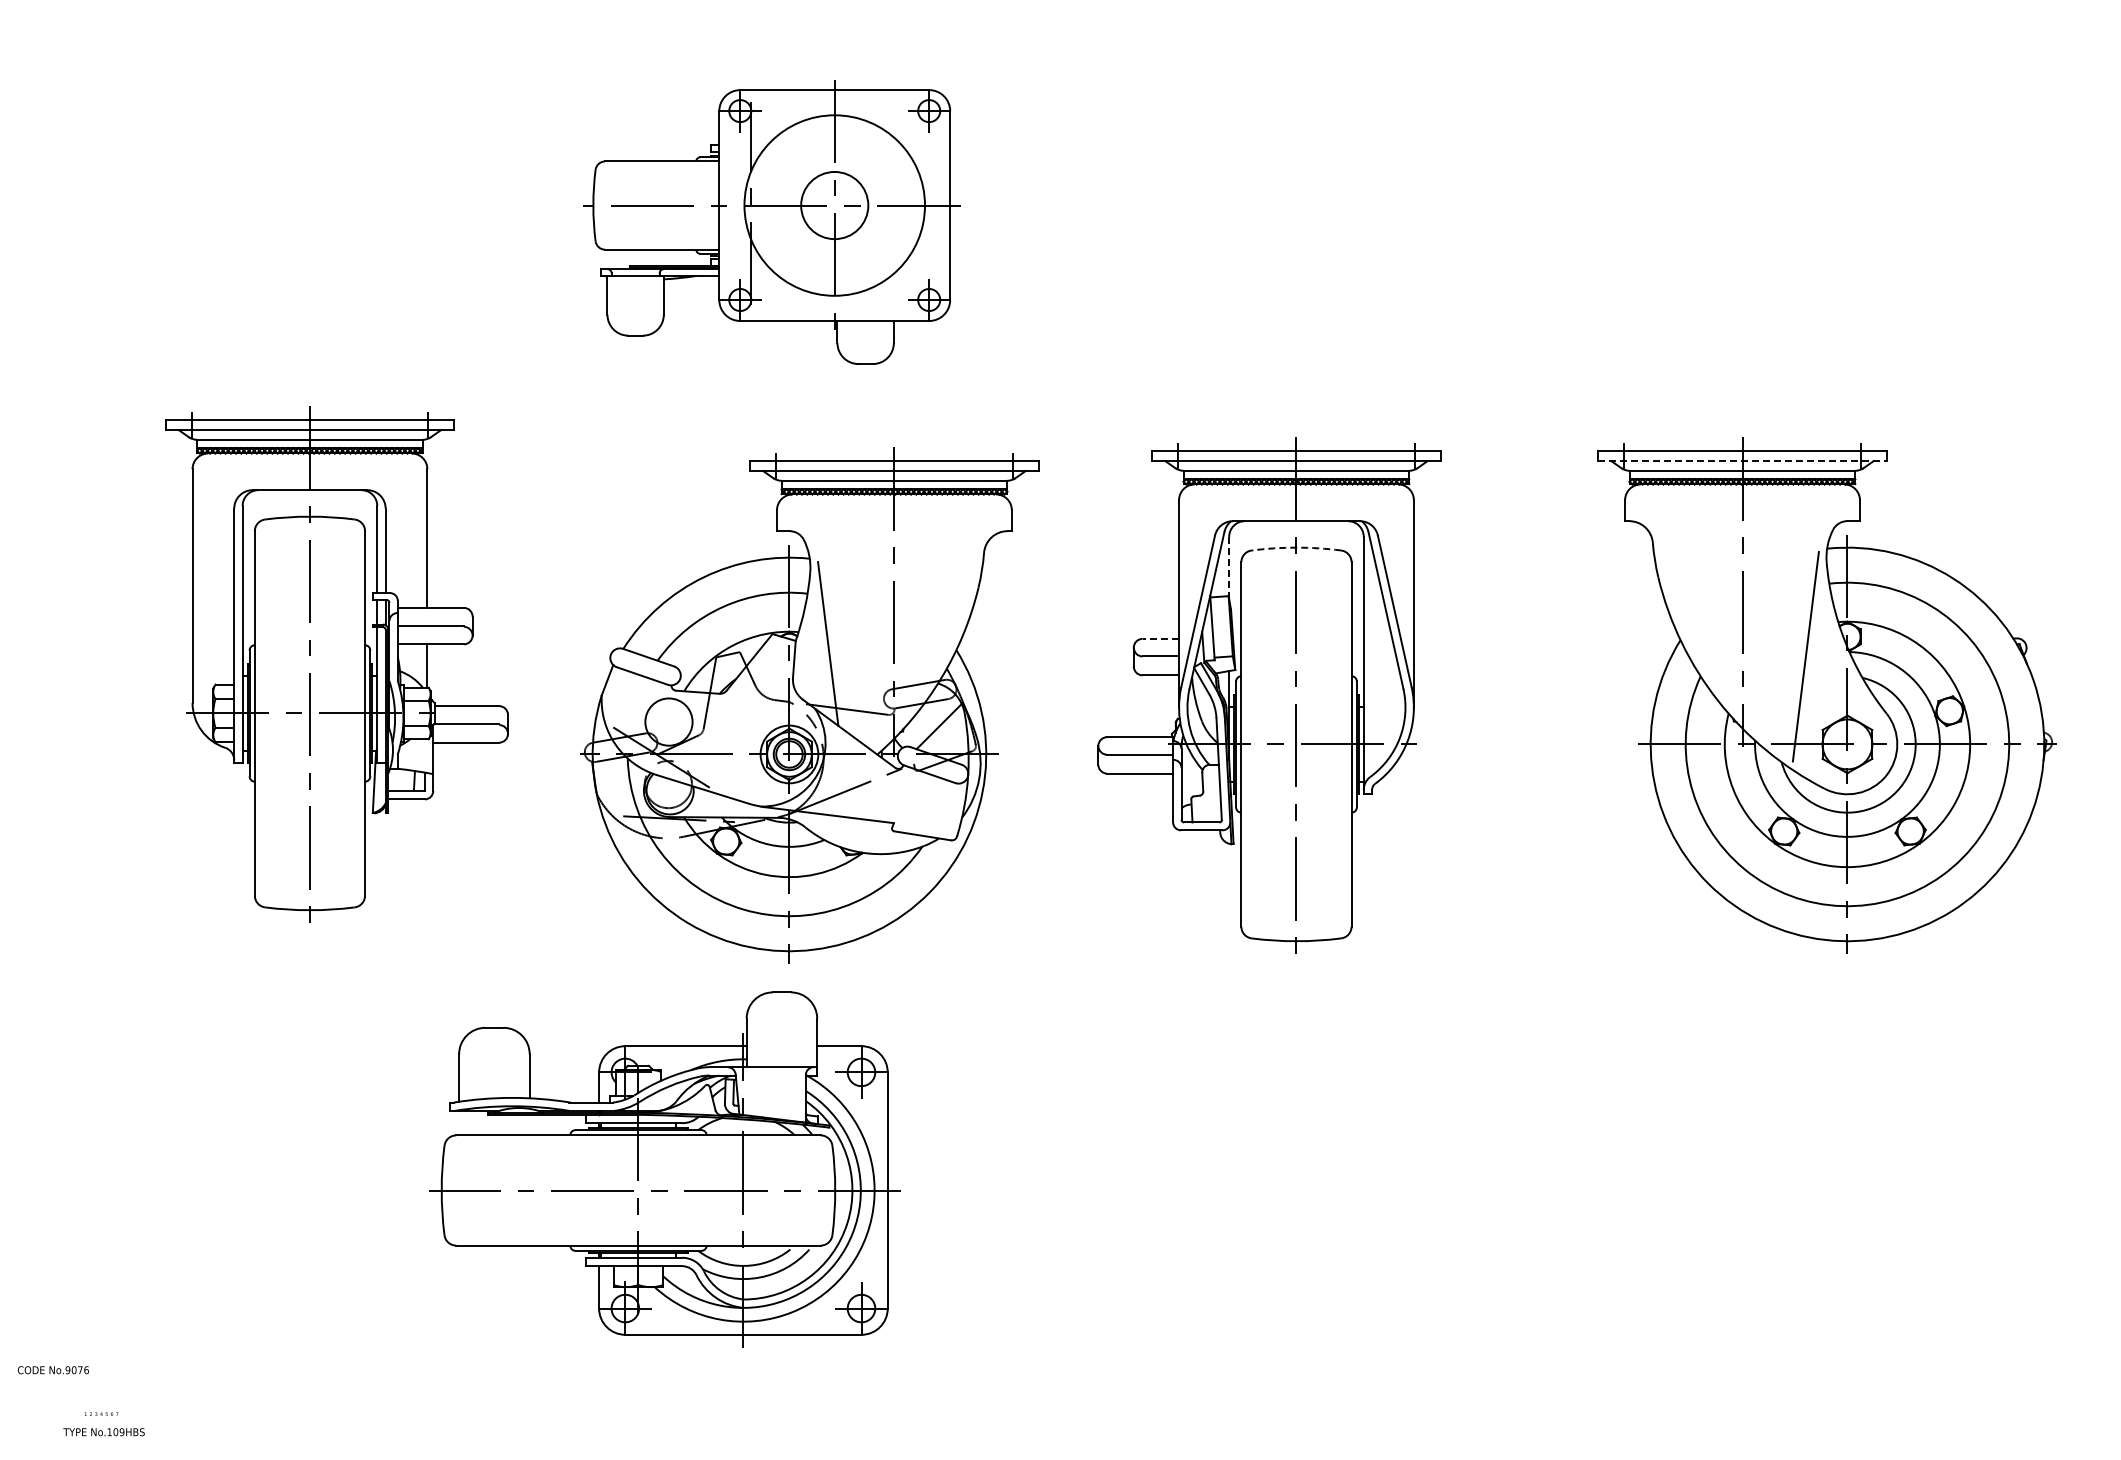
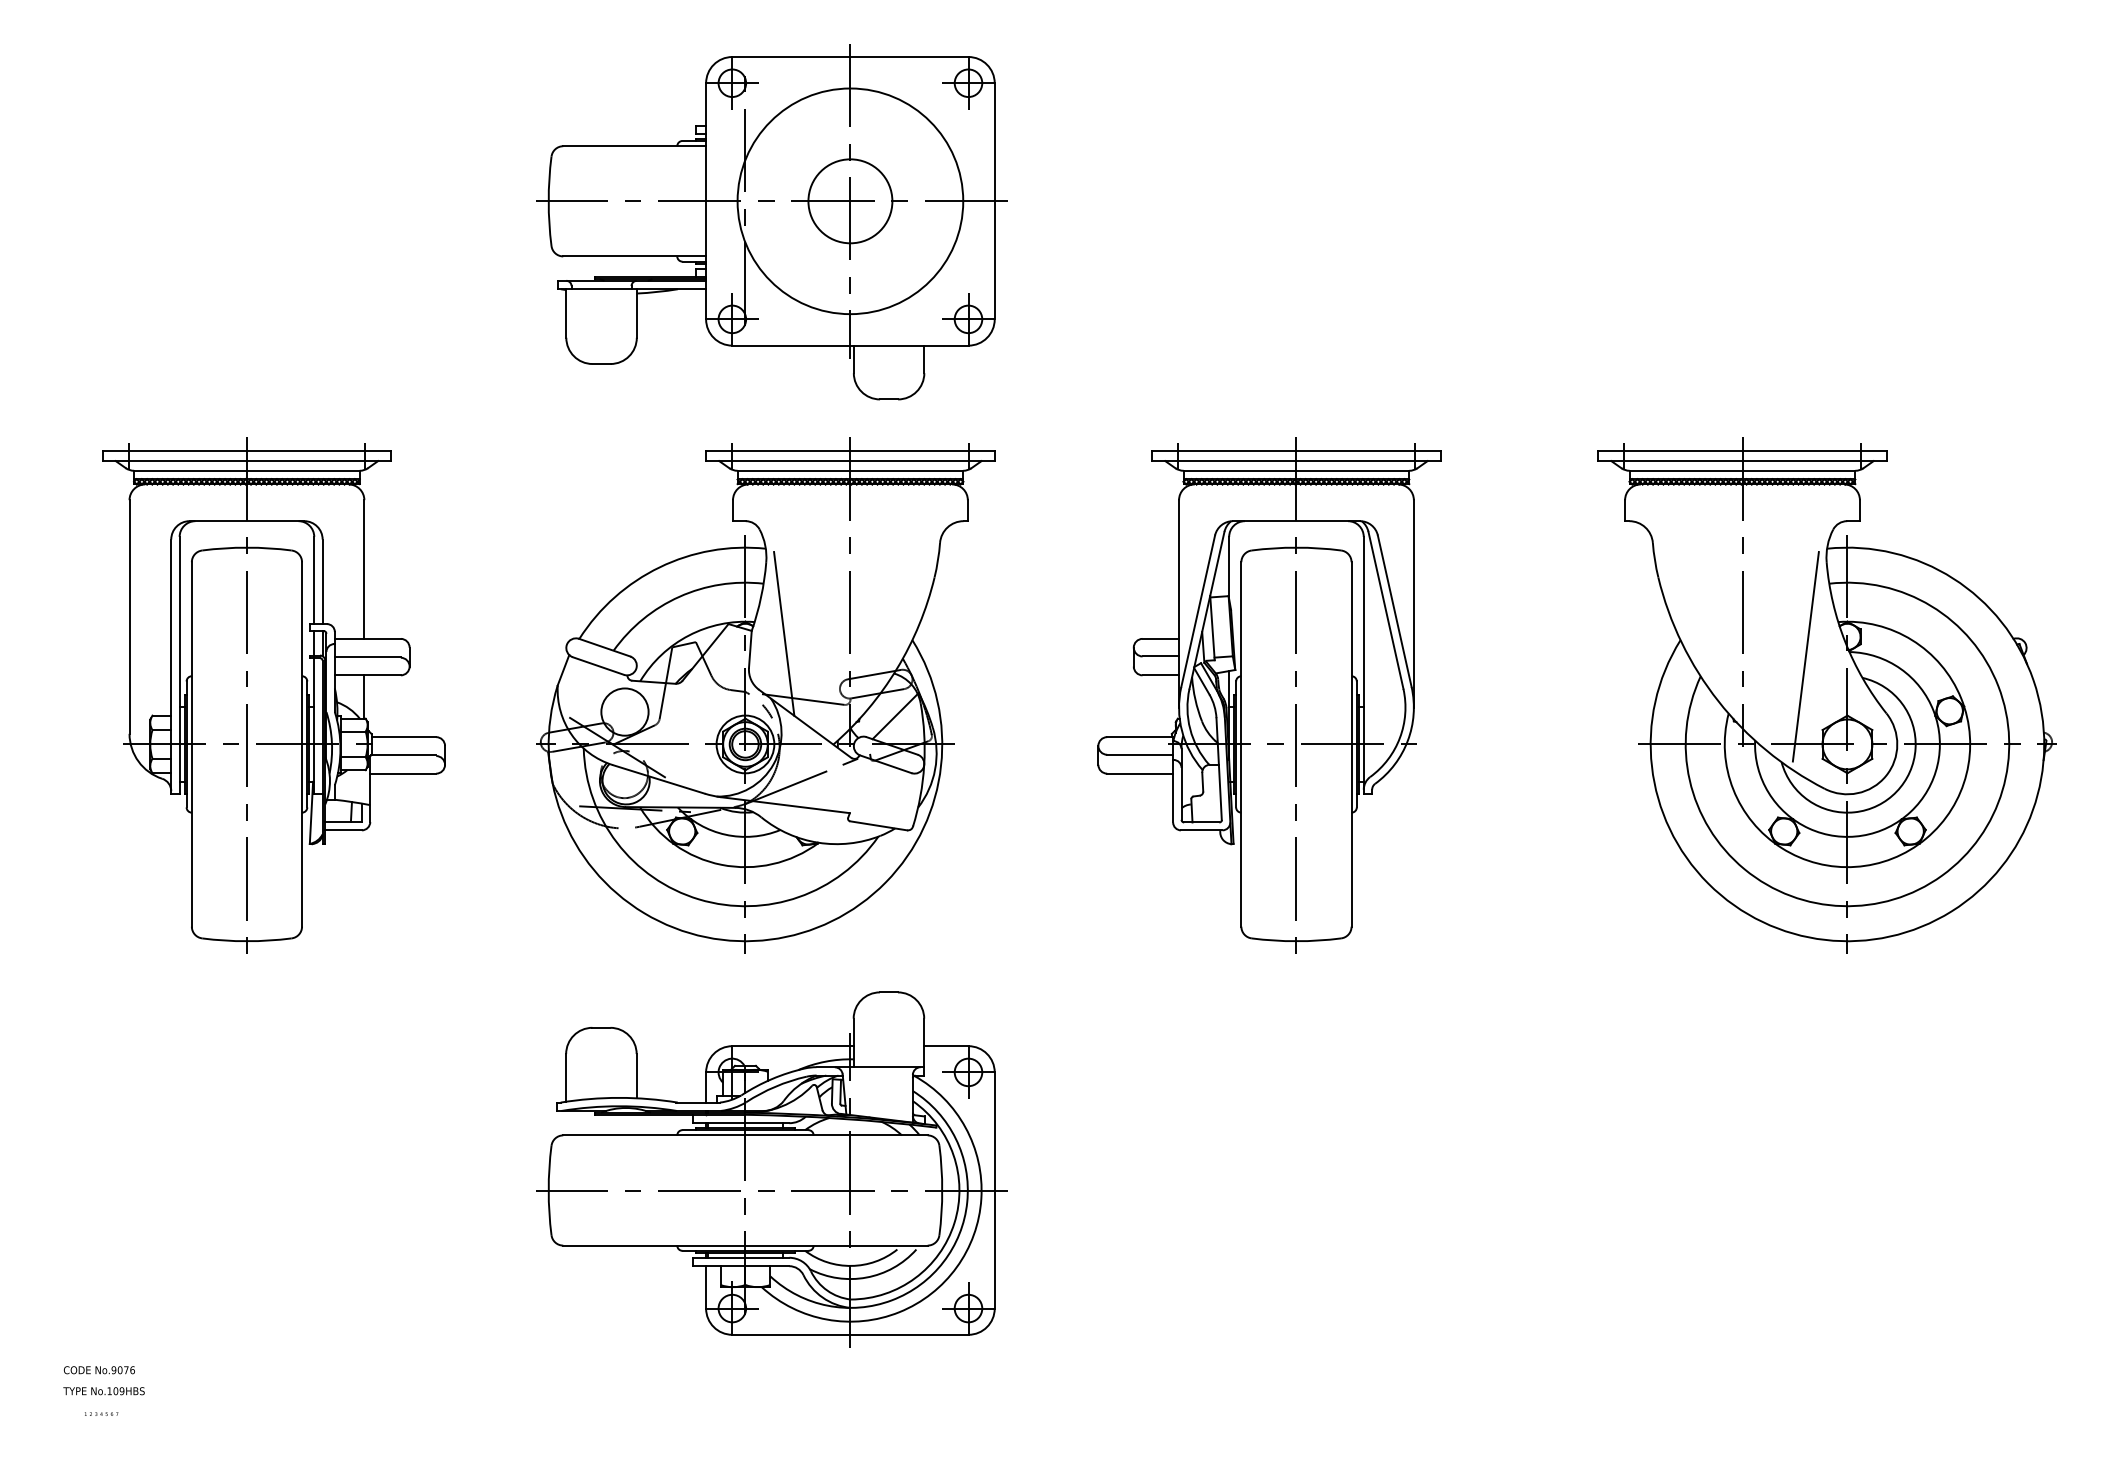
part size: 378x285 px -> 472x357 px (771, 222)
line: dashed -> solid (1743, 461)
arc: dashed -> solid (1296, 547)
line: dashed -> solid (1229, 567)
line: dashed -> solid (1160, 638)
part position: (336, 664) -> (273, 695) (273, 695)
part position: (809, 705) -> (765, 695) (765, 695)
part position: (664, 1169) -> (771, 1169) (771, 1169)
text position: (52, 1370) -> (98, 1370) (98, 1370)
text position: (103, 1432) -> (103, 1391) (103, 1391)
